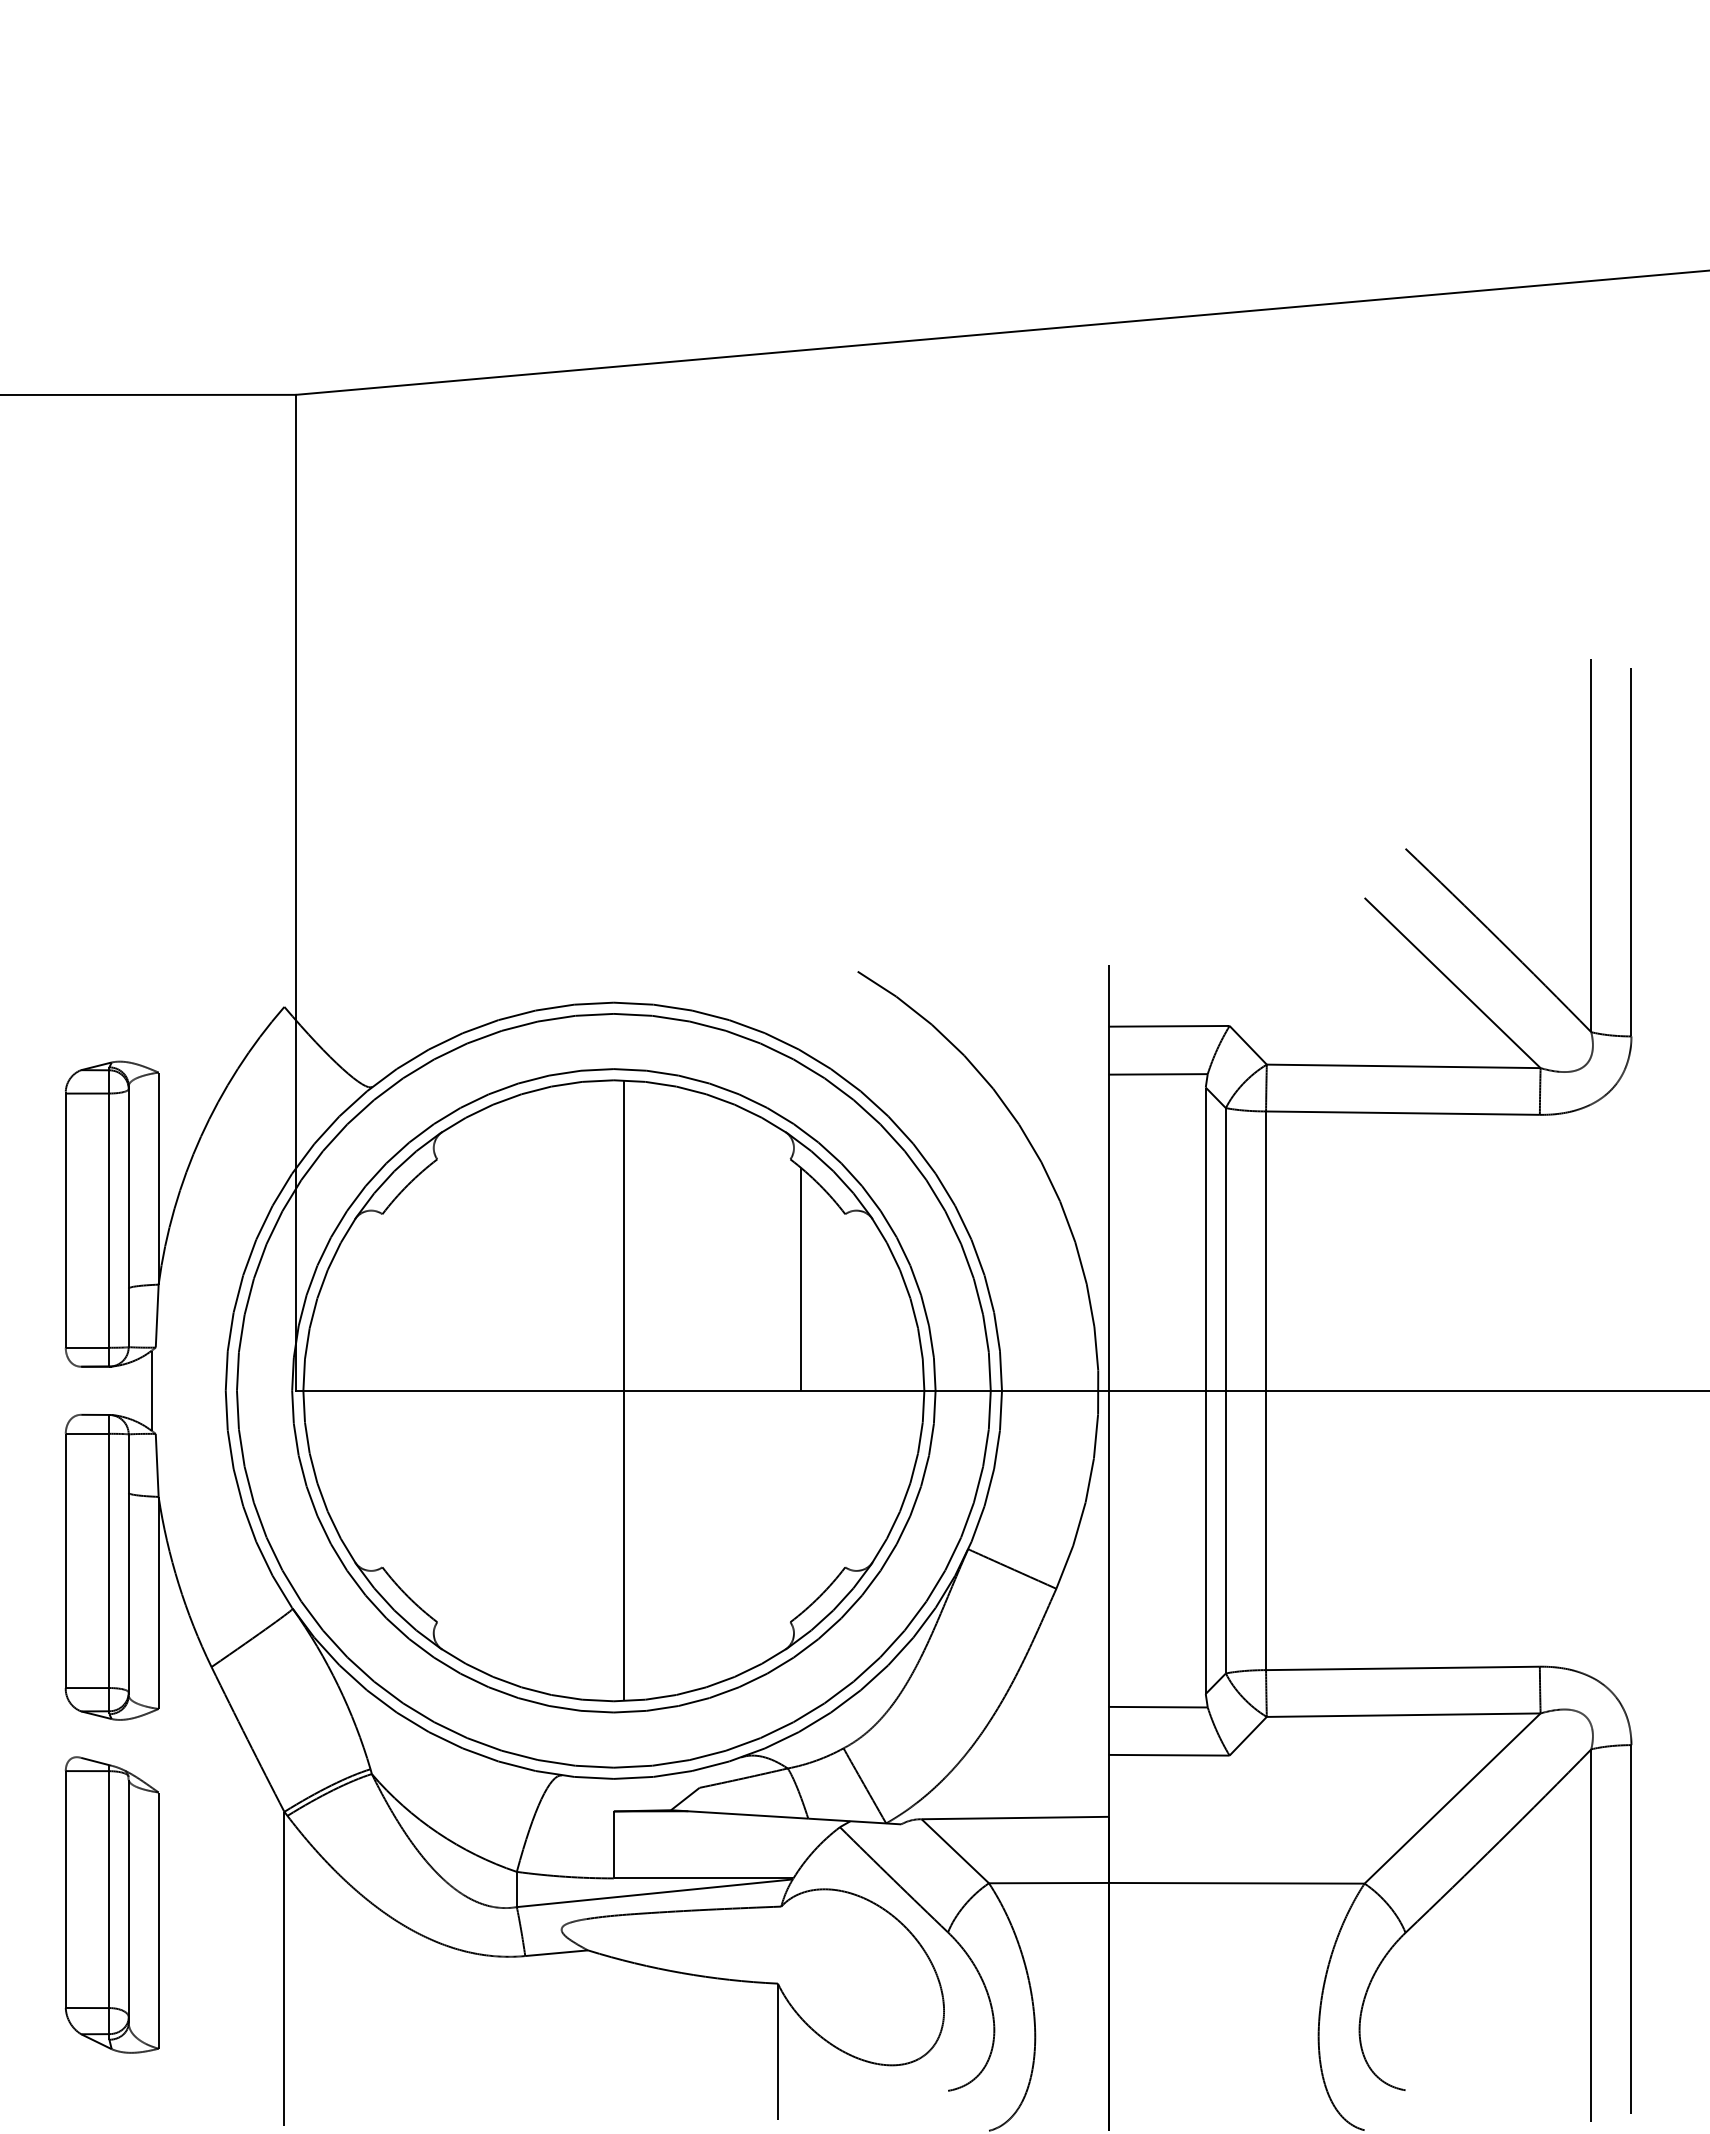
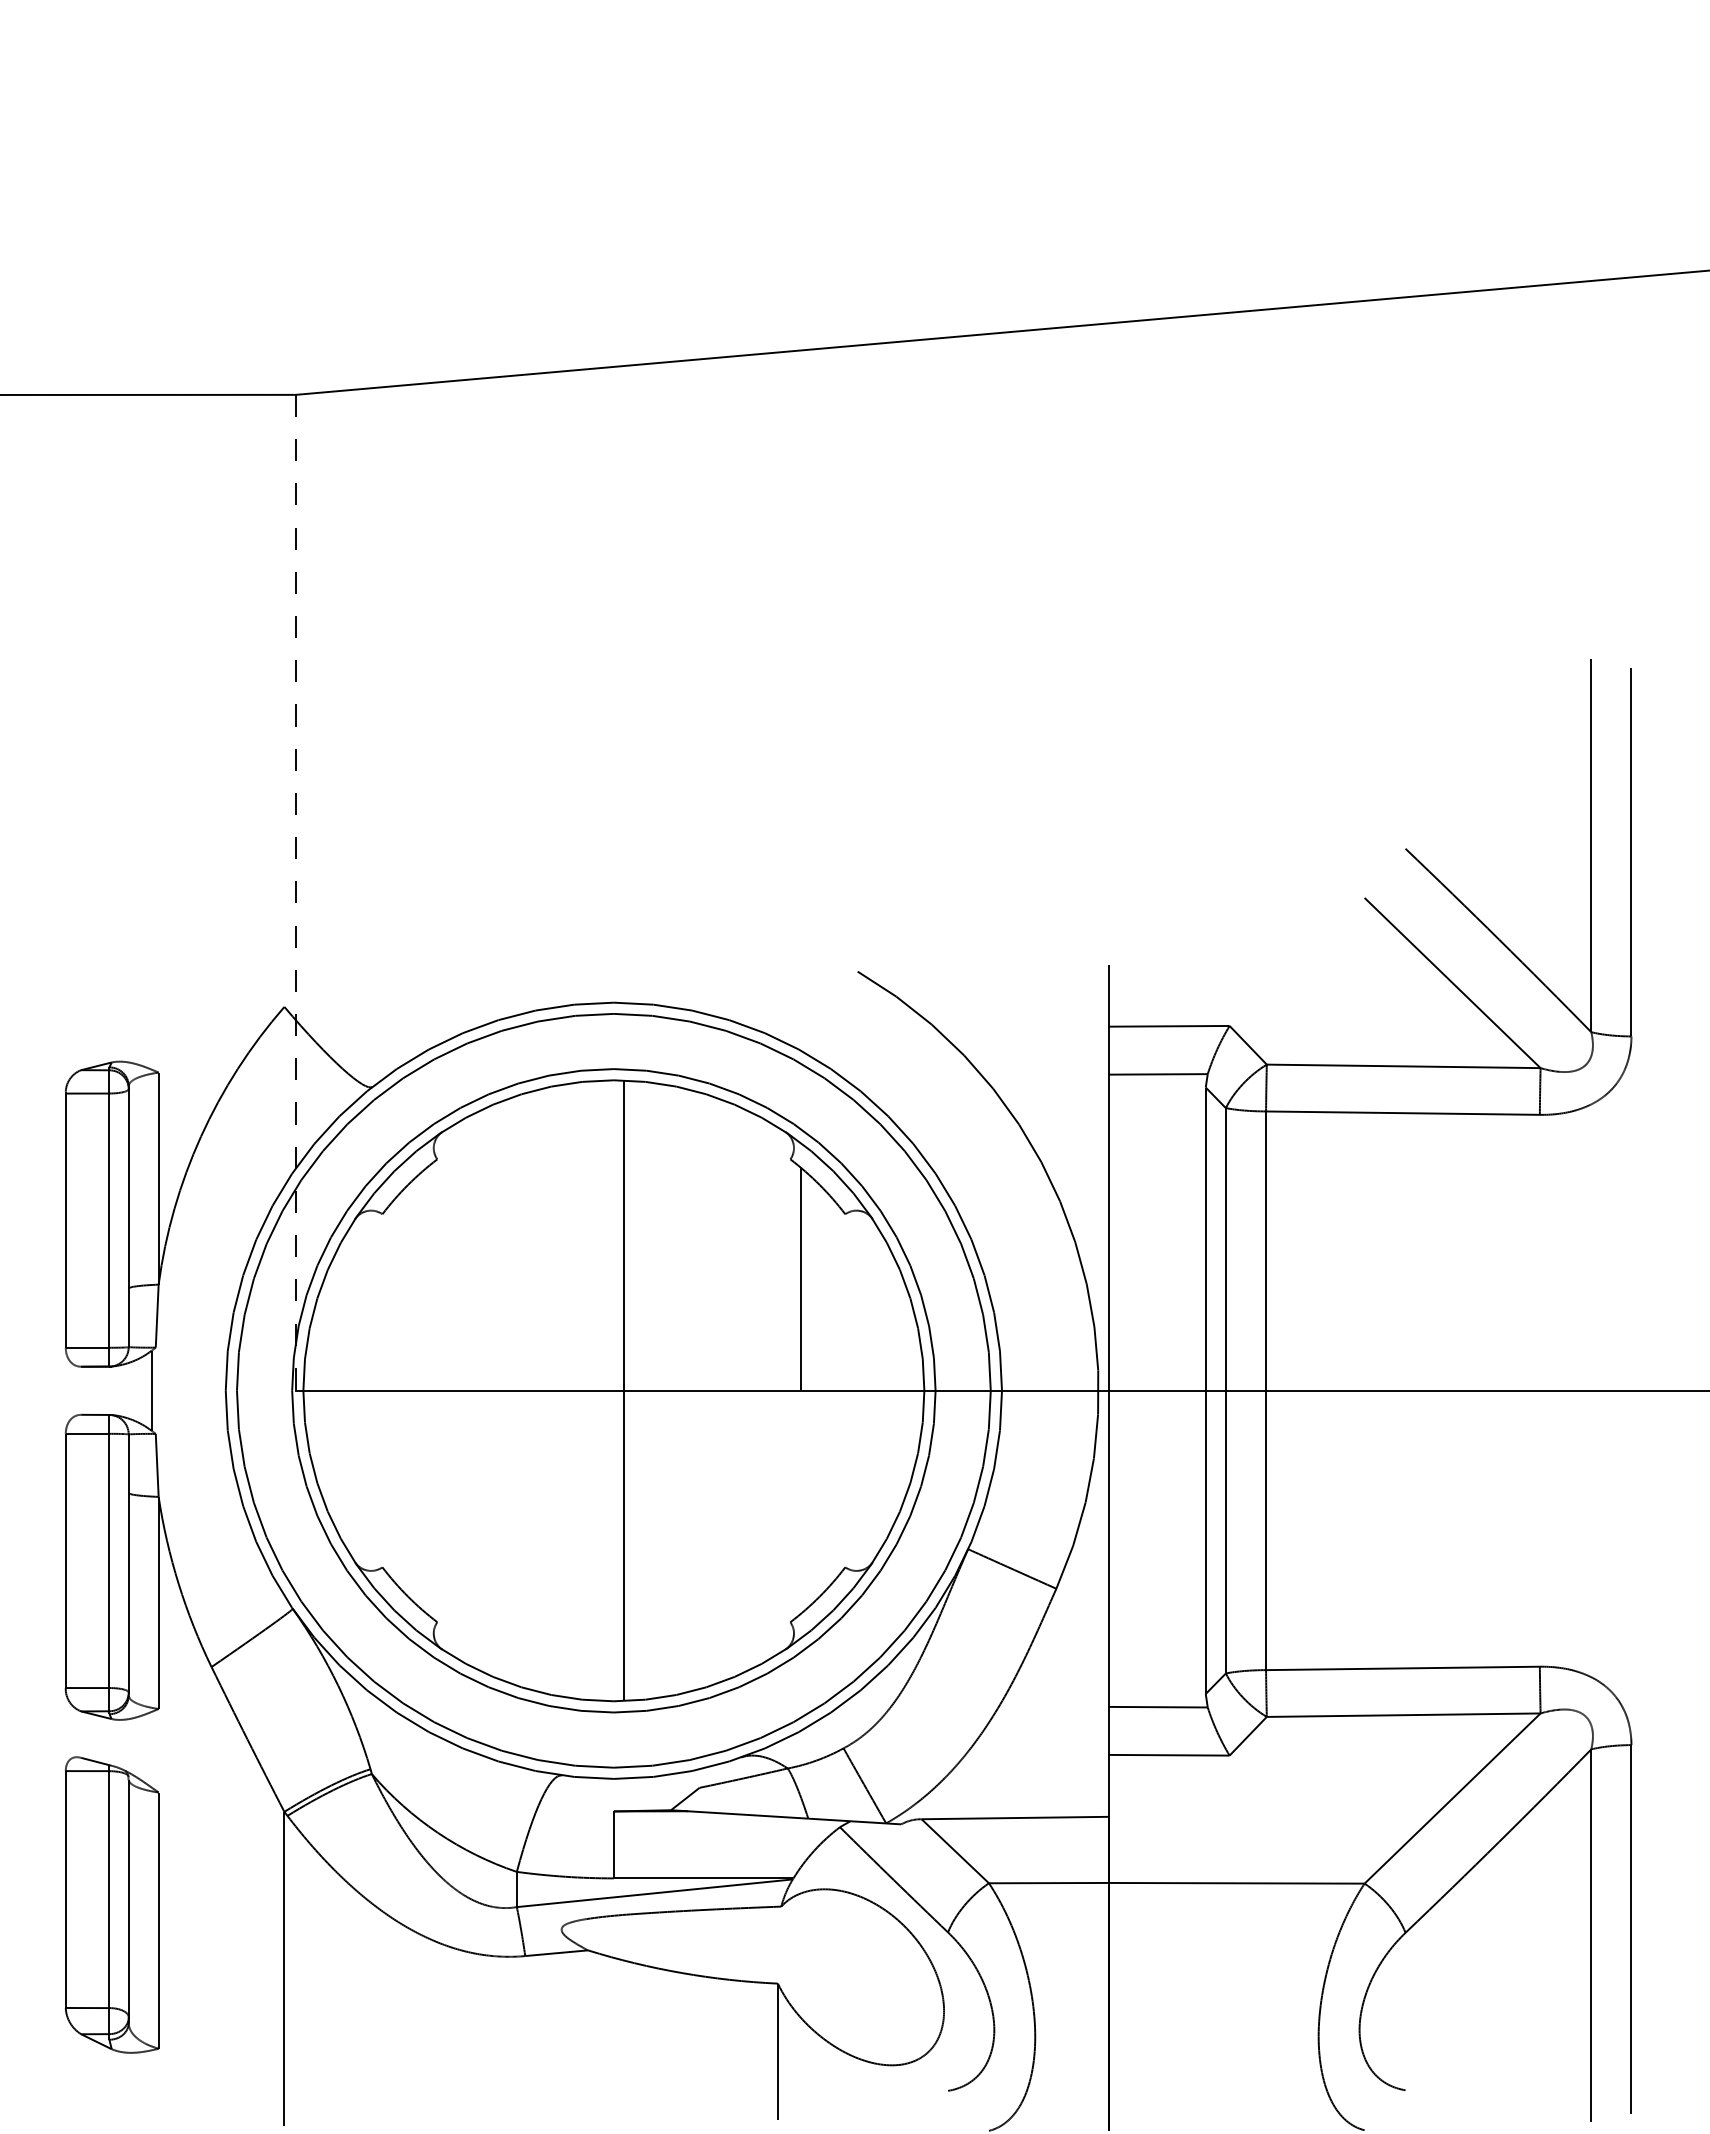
line: solid -> dashed (295, 892)
